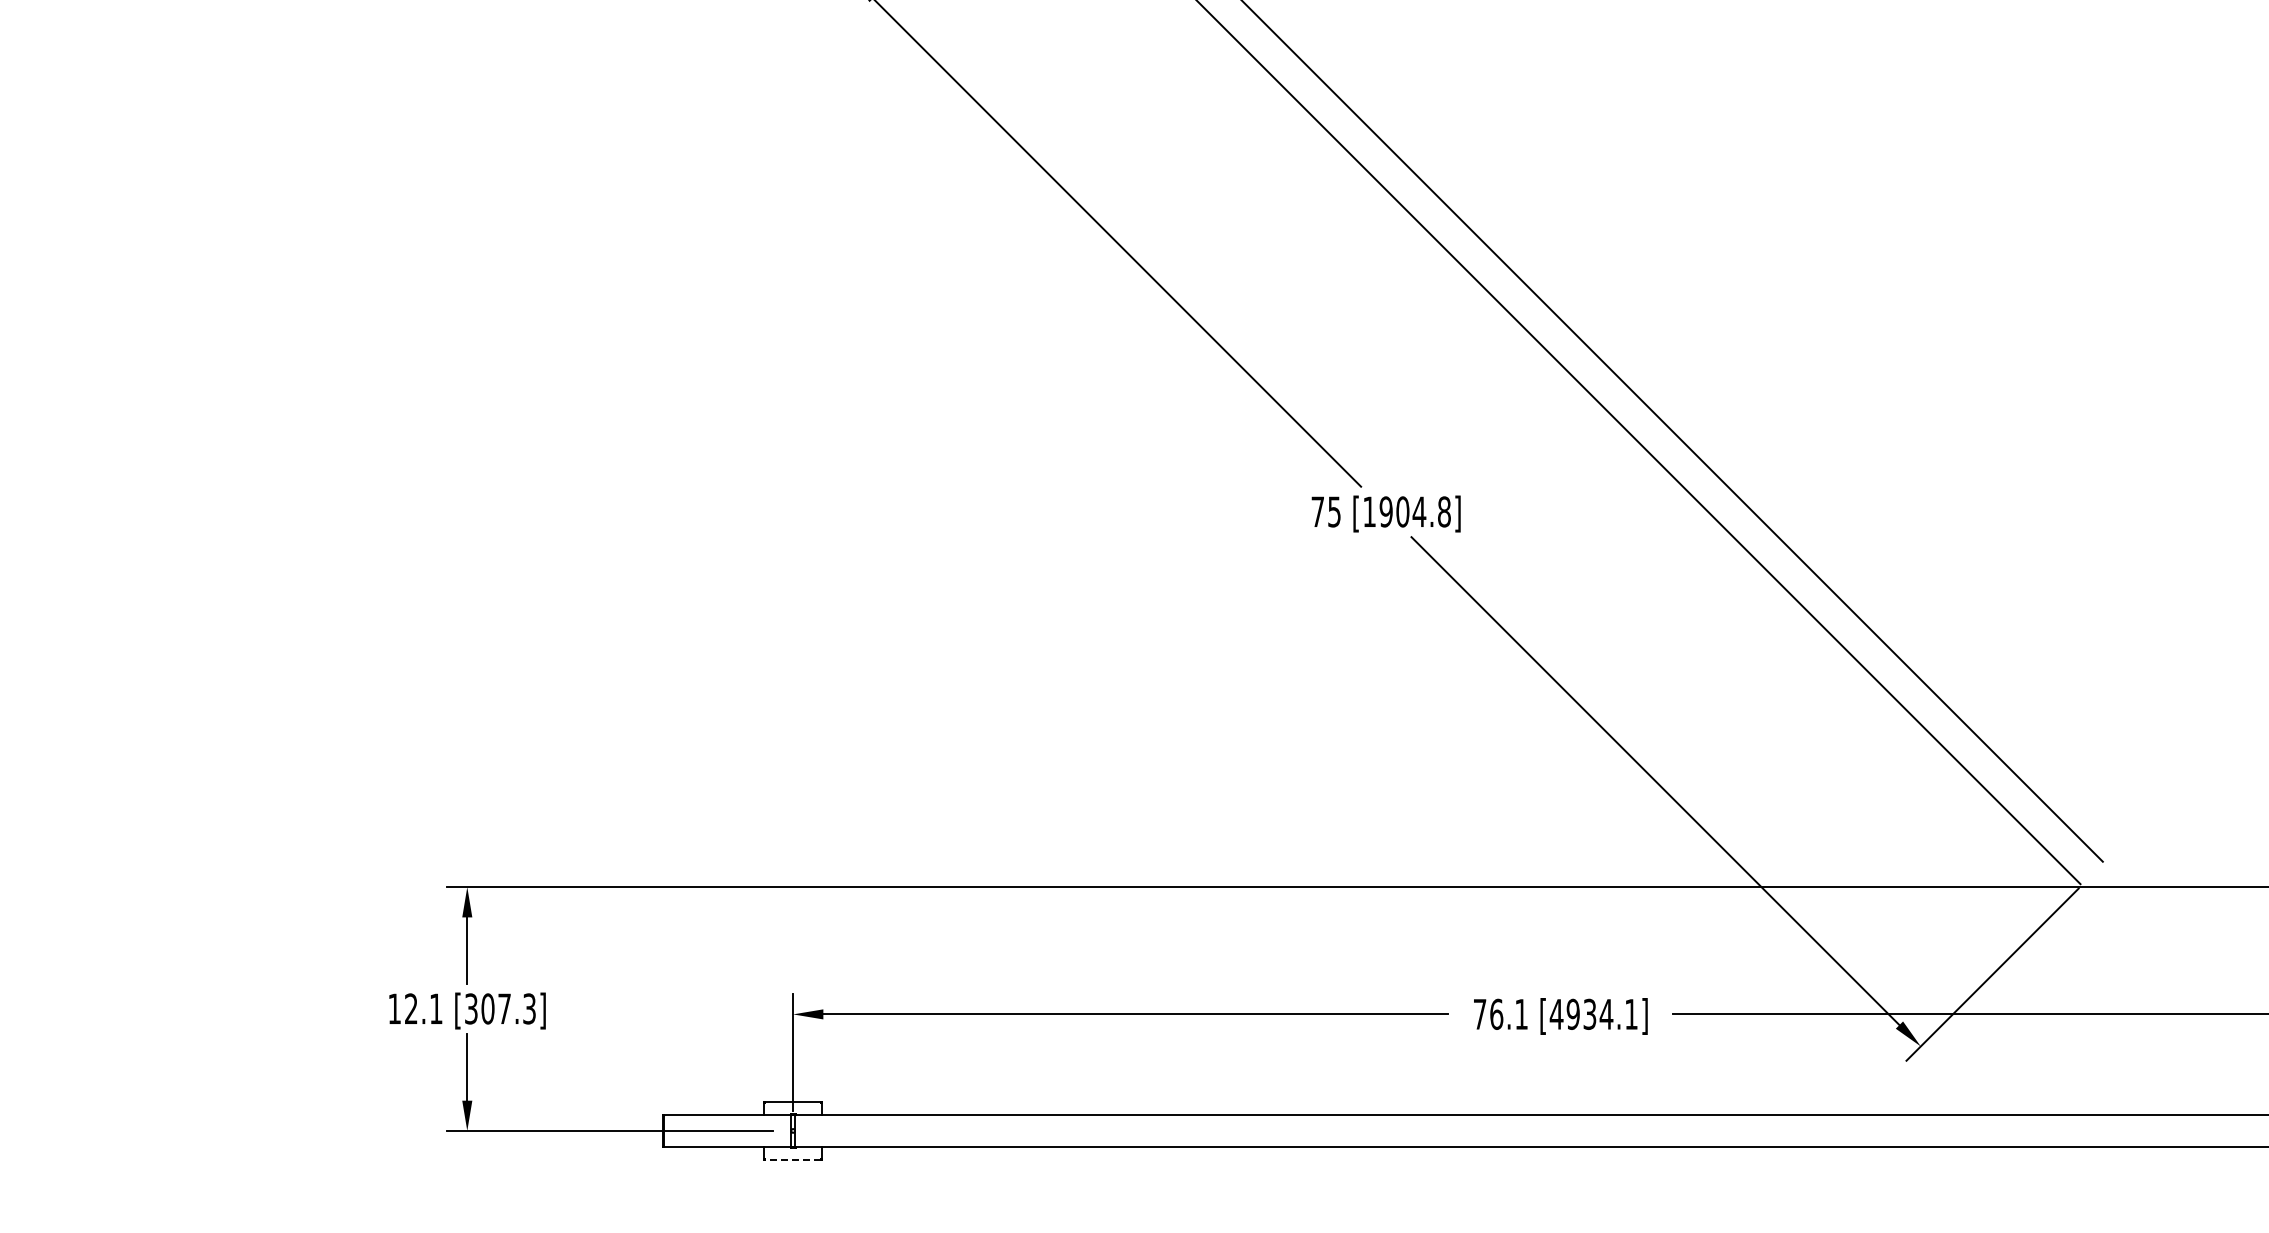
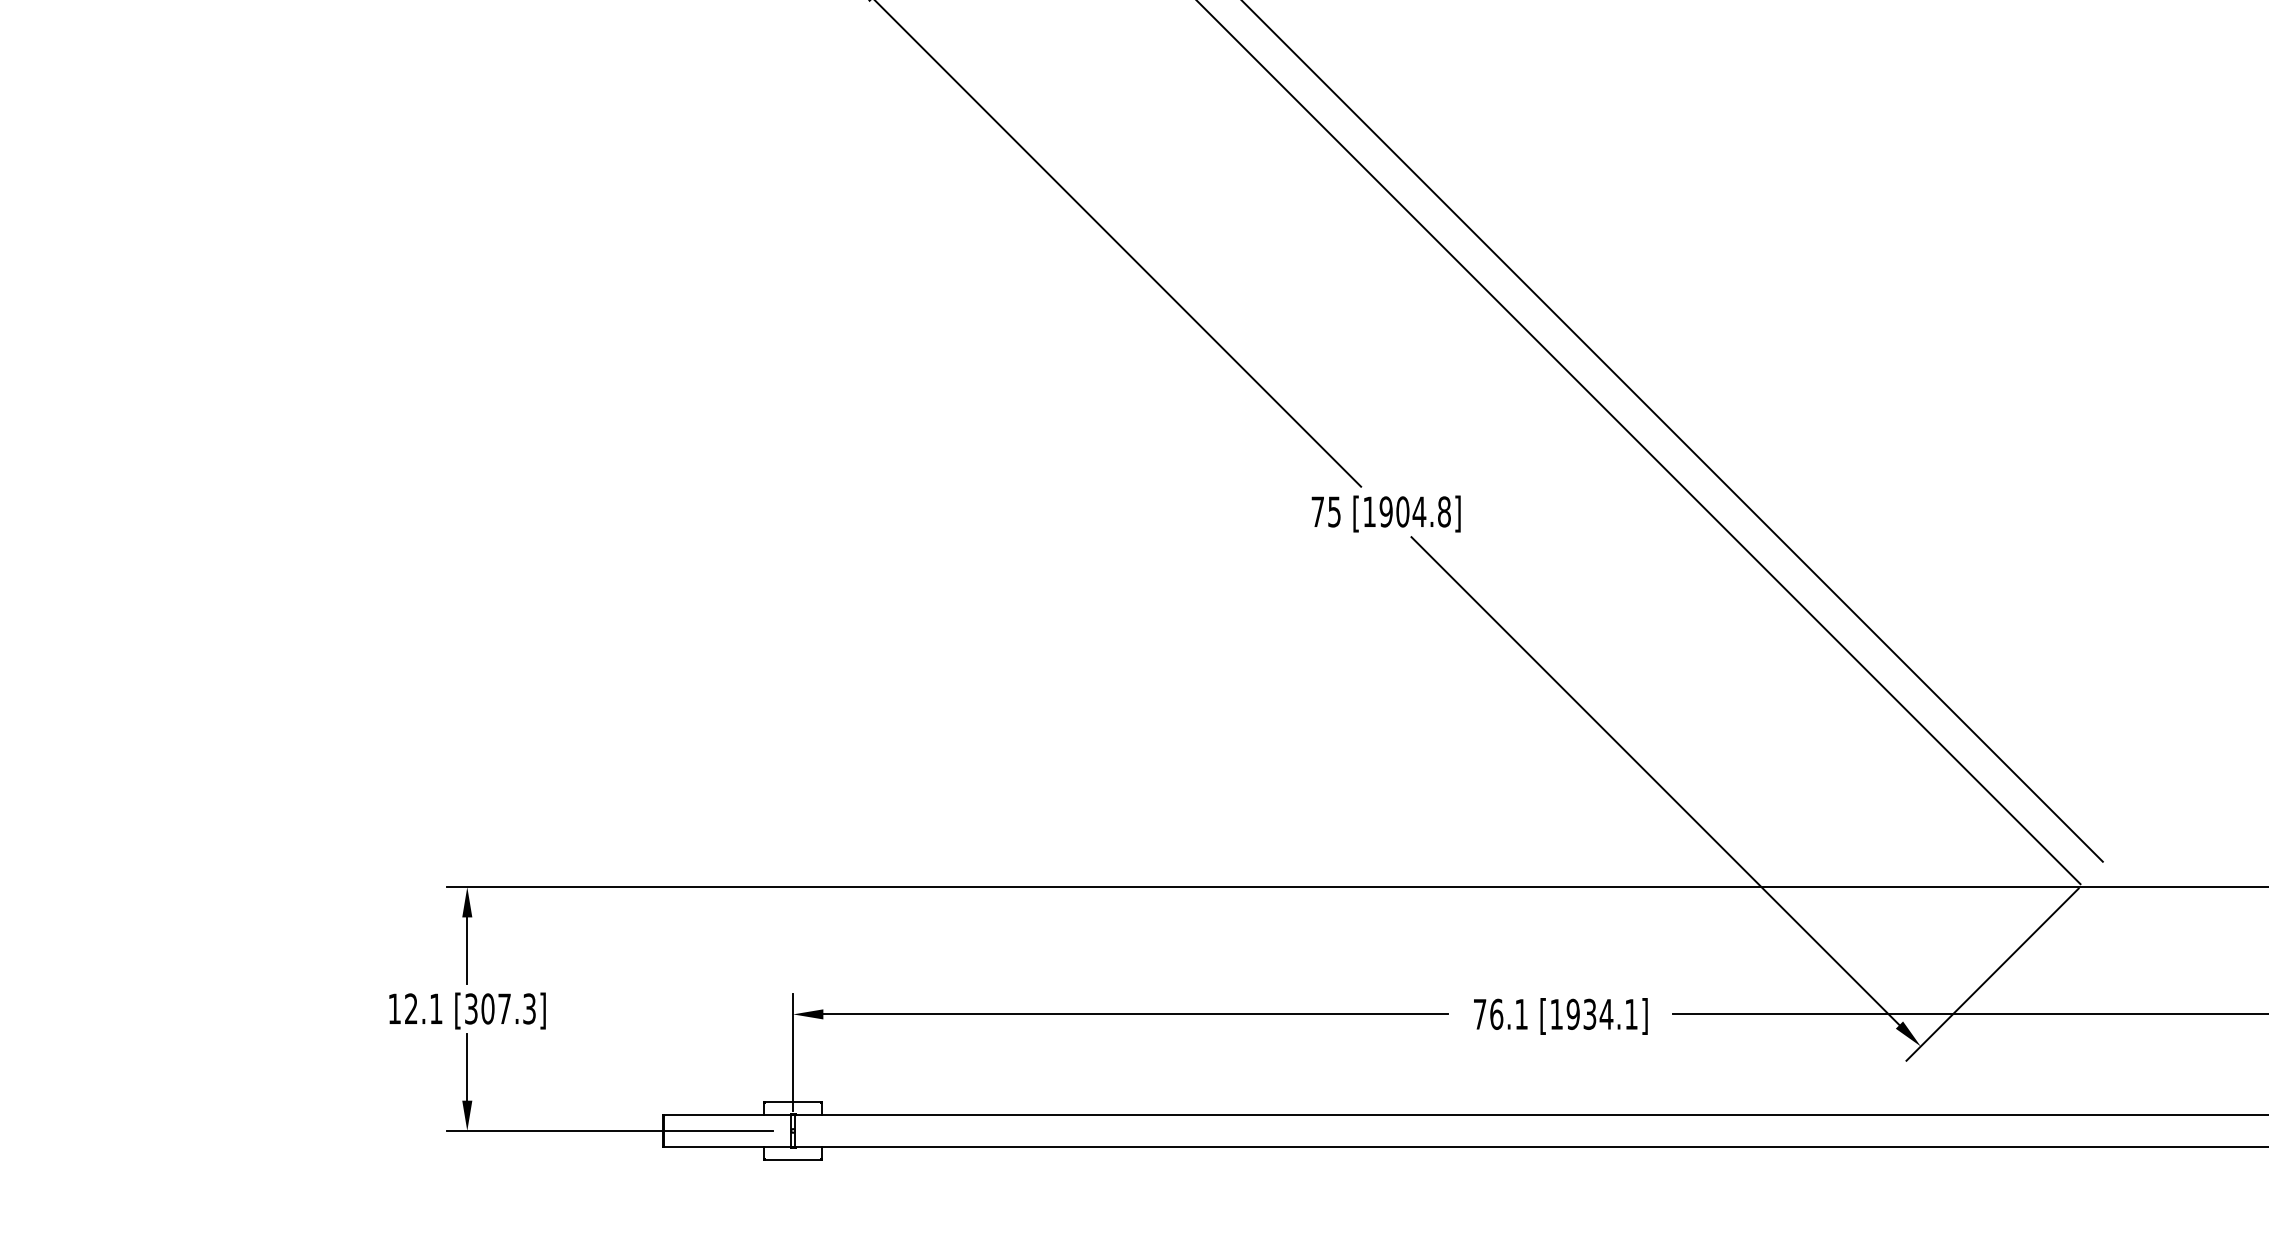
text: [4934.1] -> [1934.1] (1556, 1014)
line: dashed -> solid (793, 1159)
